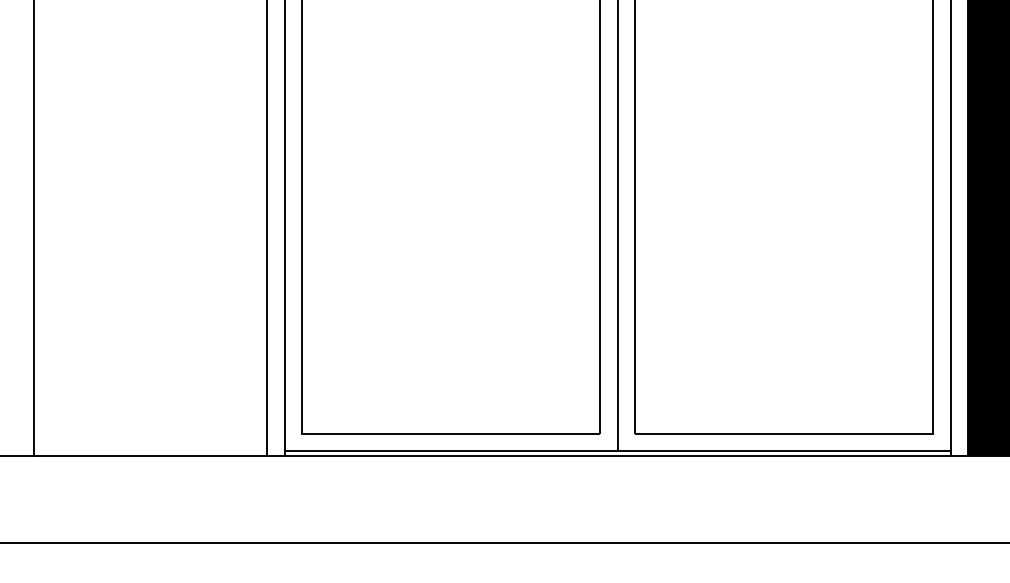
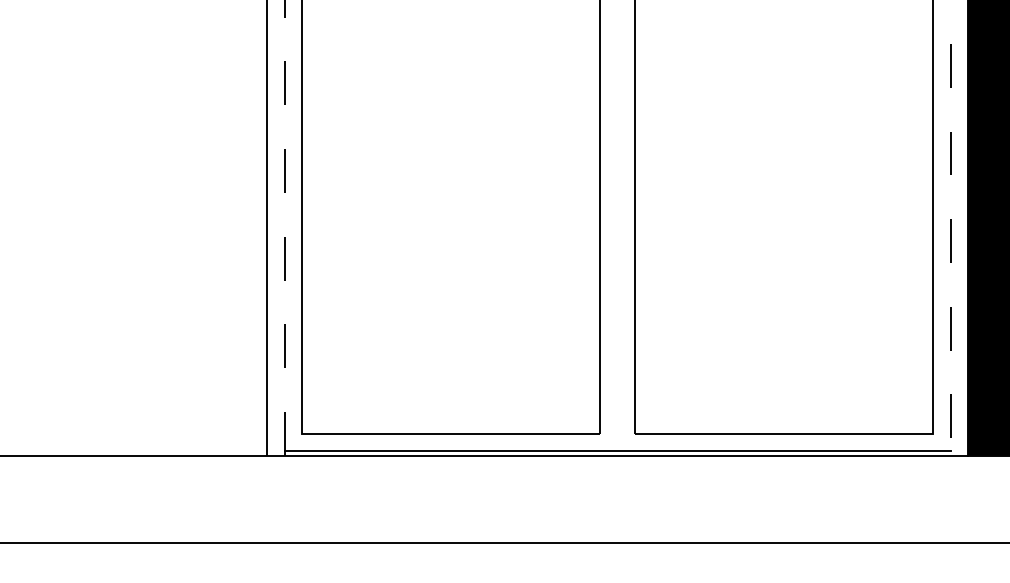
line: solid -> dashed (950, 0)
line: present -> none (617, 226)
line: present -> none (34, 228)
